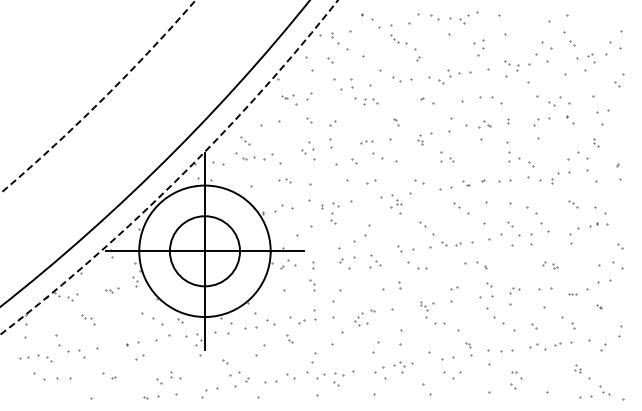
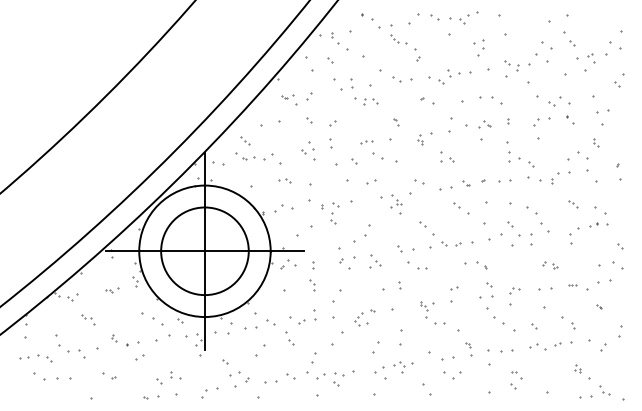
arc: dashed -> solid (101, 100)
arc: dashed -> solid (179, 177)
circle diameter: 70 px -> 88 px (204, 251)
part position: (572, 294) -> (572, 285) (572, 285)
part: none -> present (114, 338)
part size: 8x10 px -> 10x15 px (289, 338)
